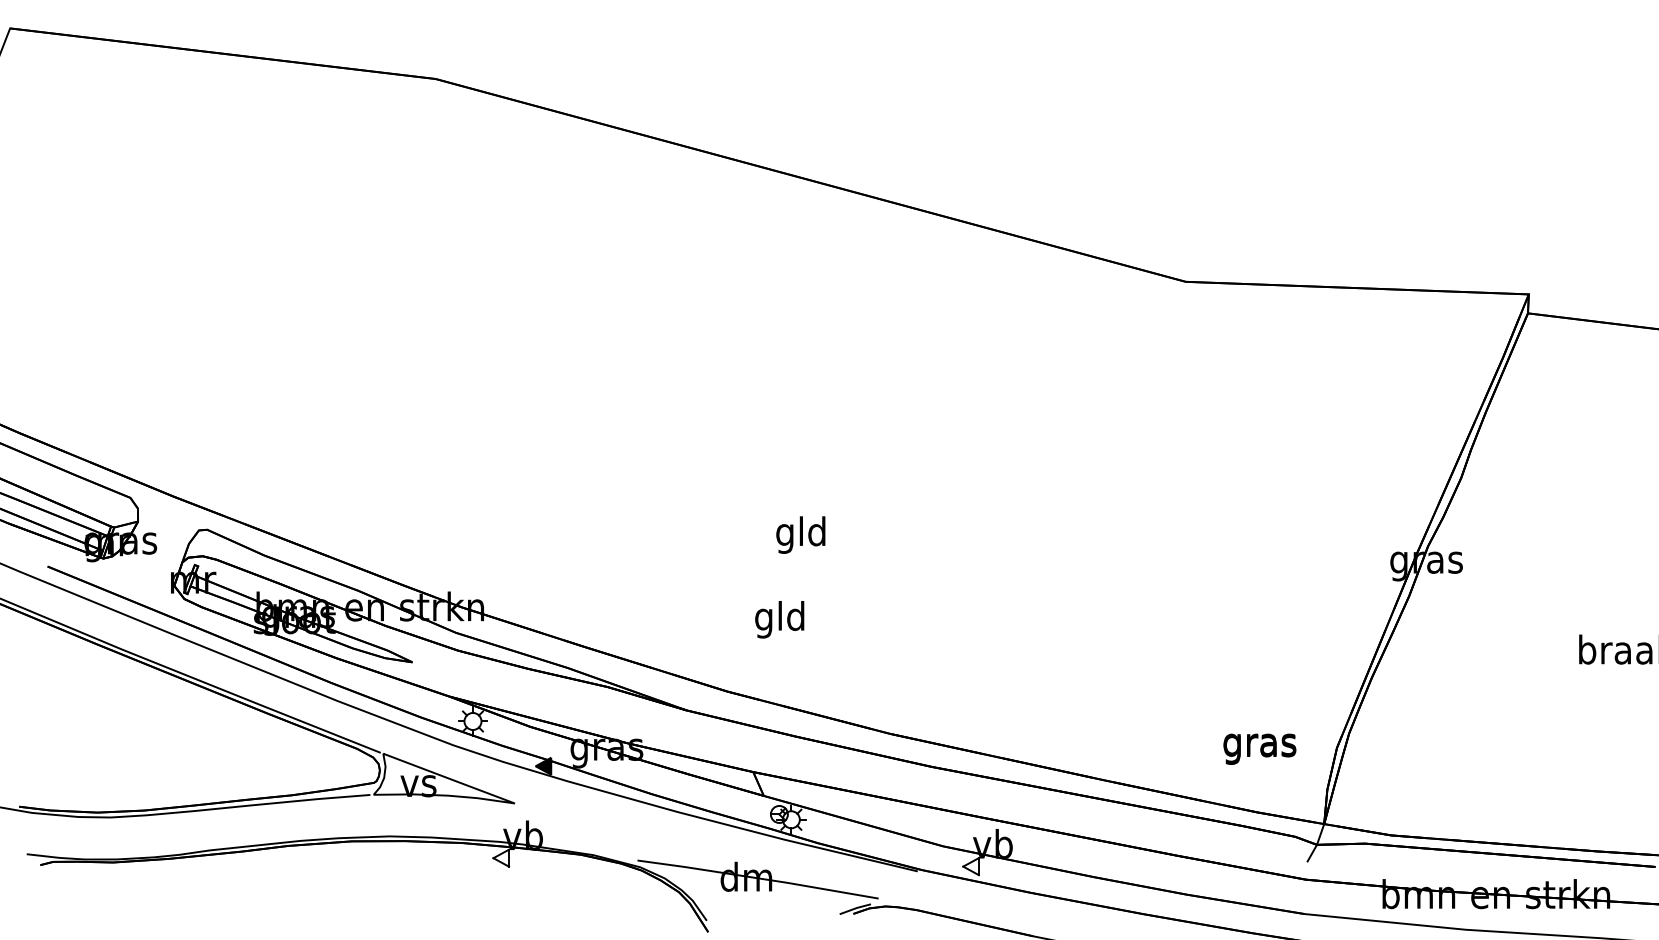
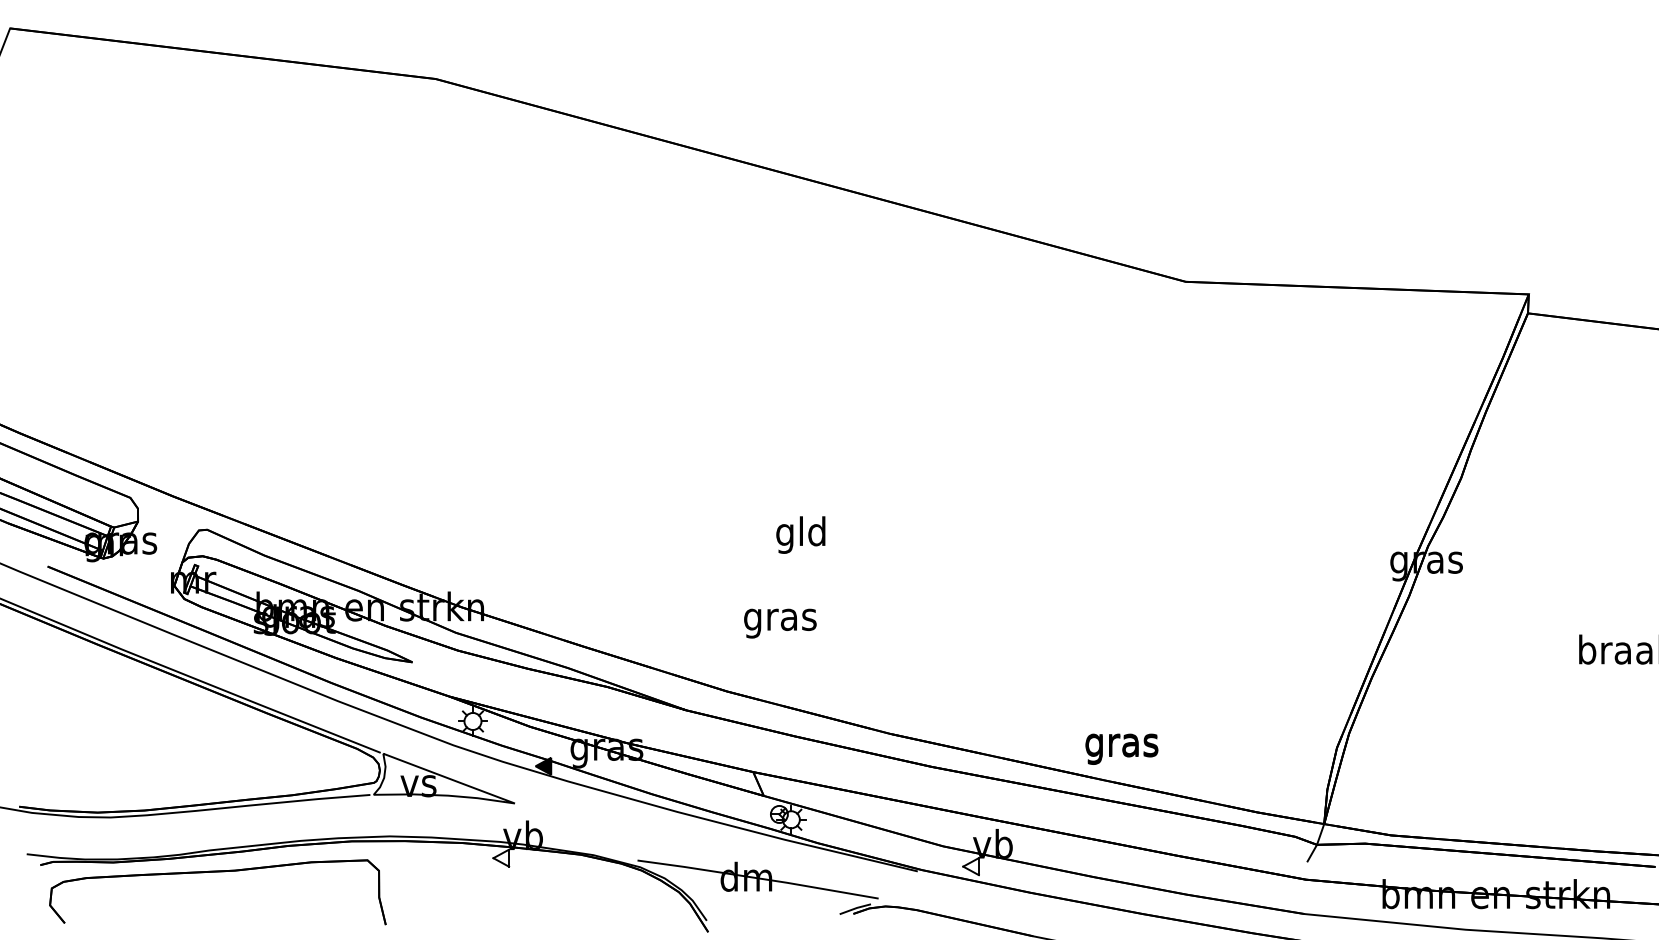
text: gld -> gras (780, 619)
text position: (1259, 748) -> (1121, 748) (1121, 748)
part: none -> present (217, 872)
